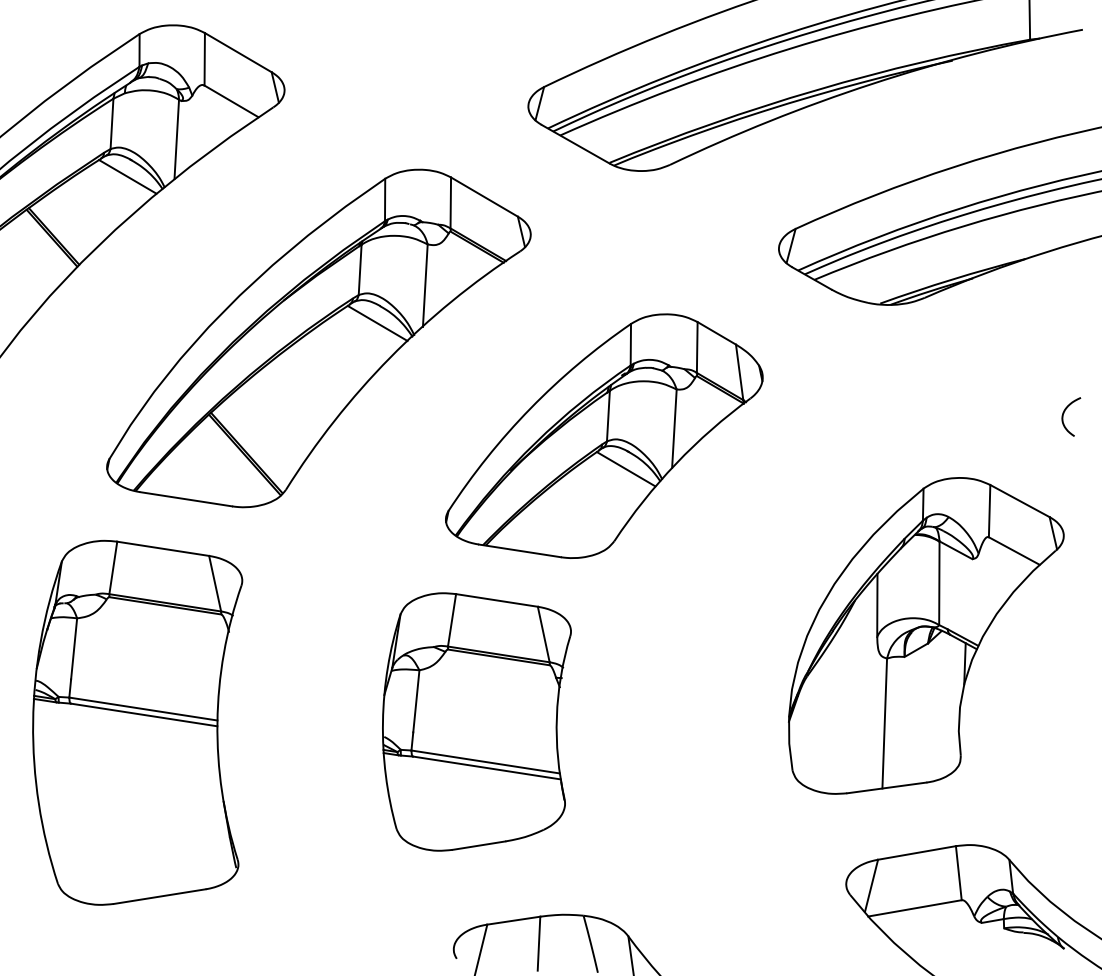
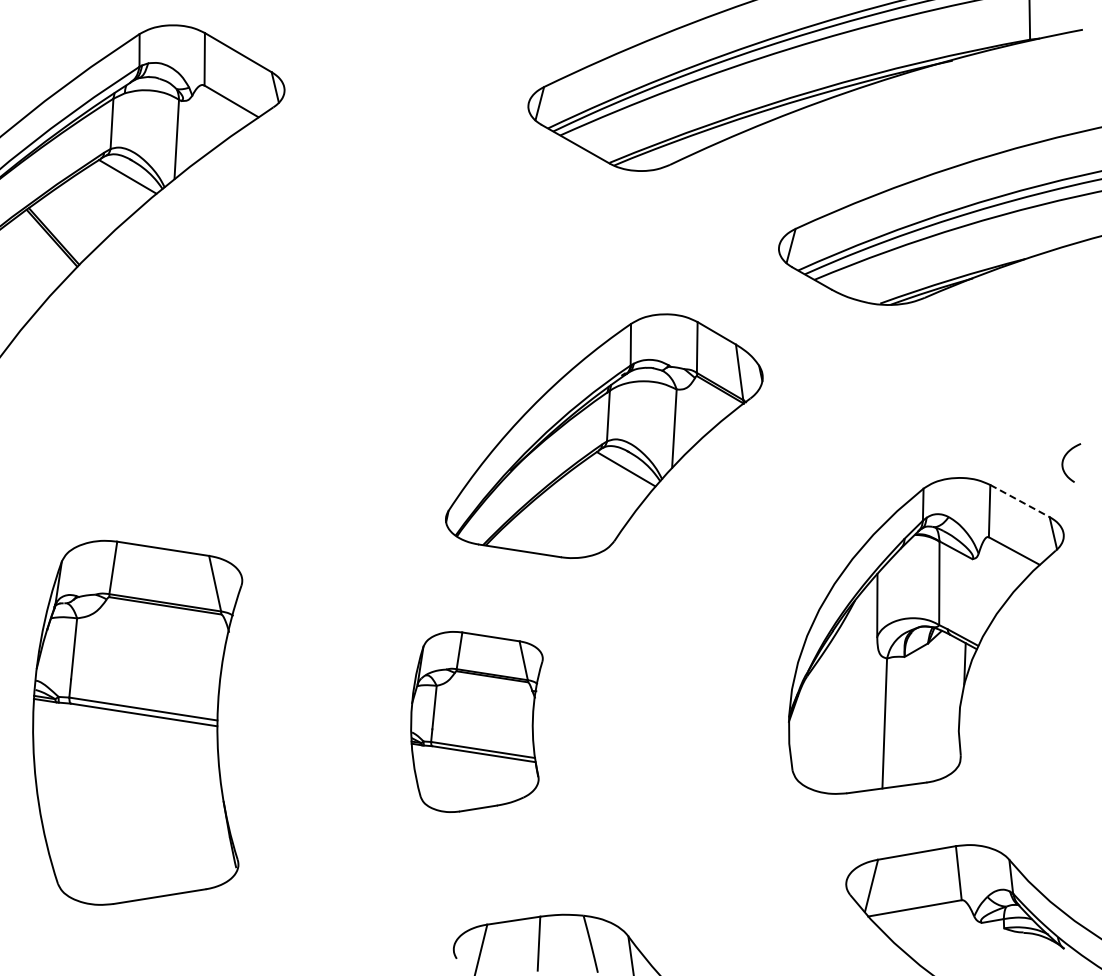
part: present -> none (318, 338)
curve position: (1064, 413) -> (1064, 459) (1064, 459)
line: solid -> dashed (1019, 501)
part size: 190x260 px -> 134x182 px (476, 721)
